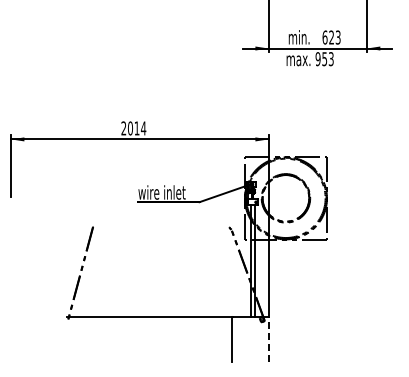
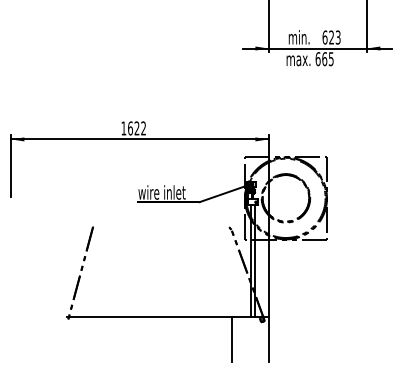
text: 953 -> 665 (324, 59)
text: 2014 -> 1622 (133, 128)
line: dashed -> solid (268, 338)
